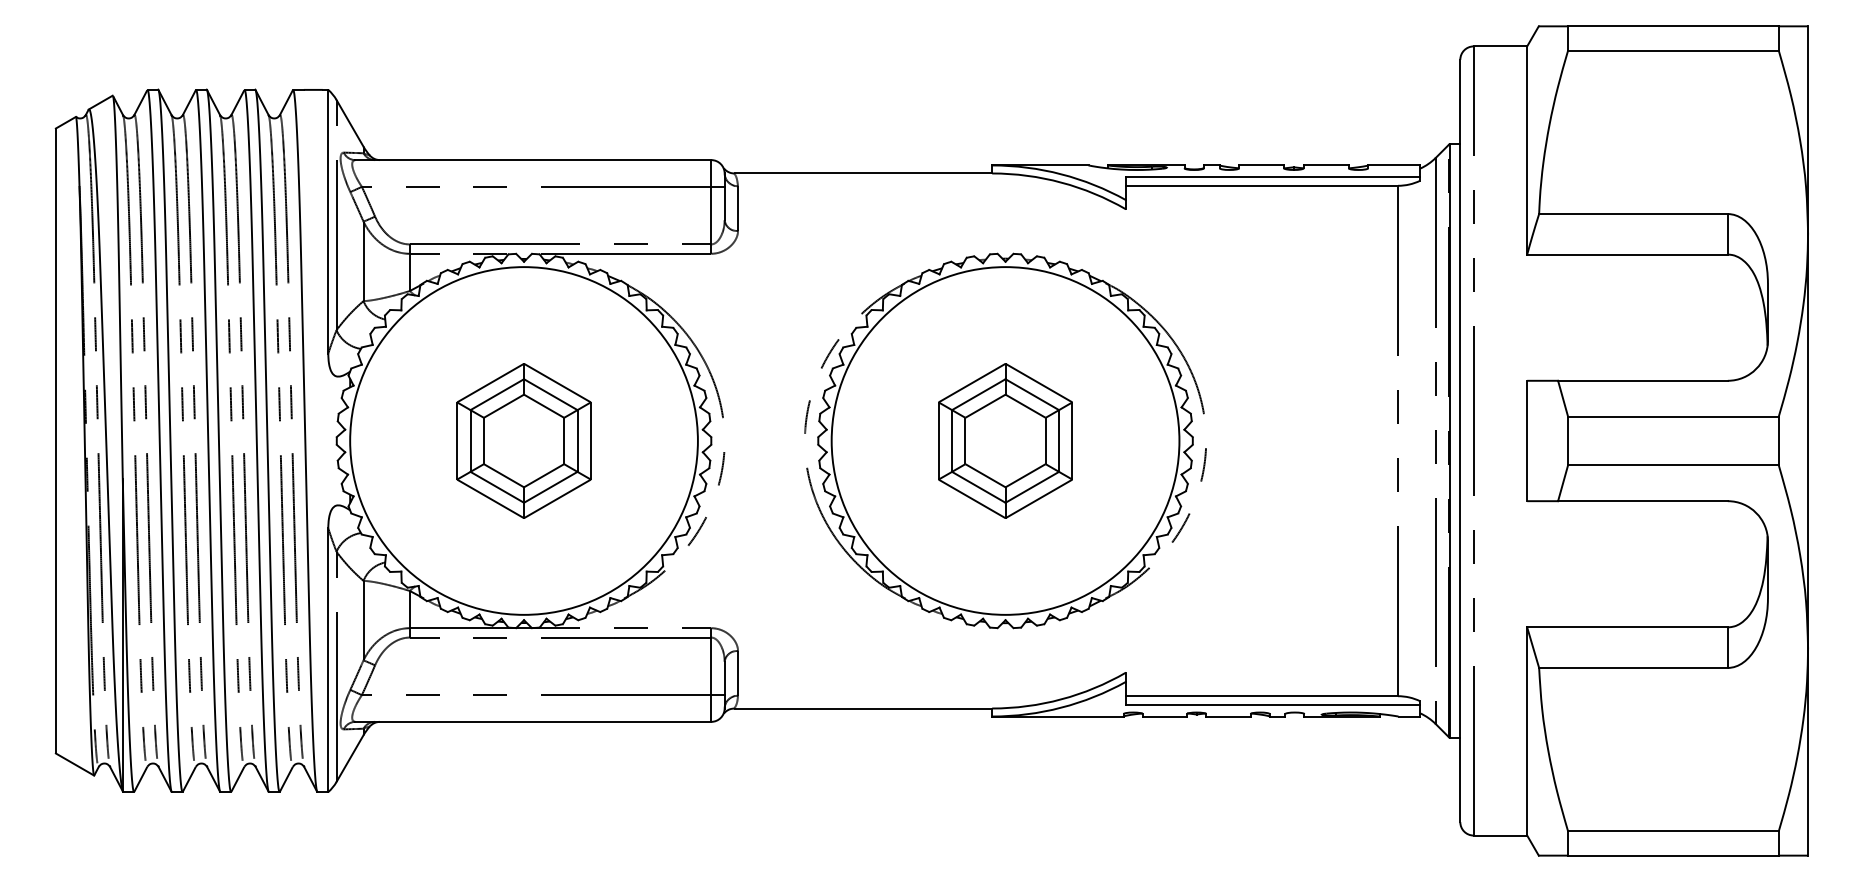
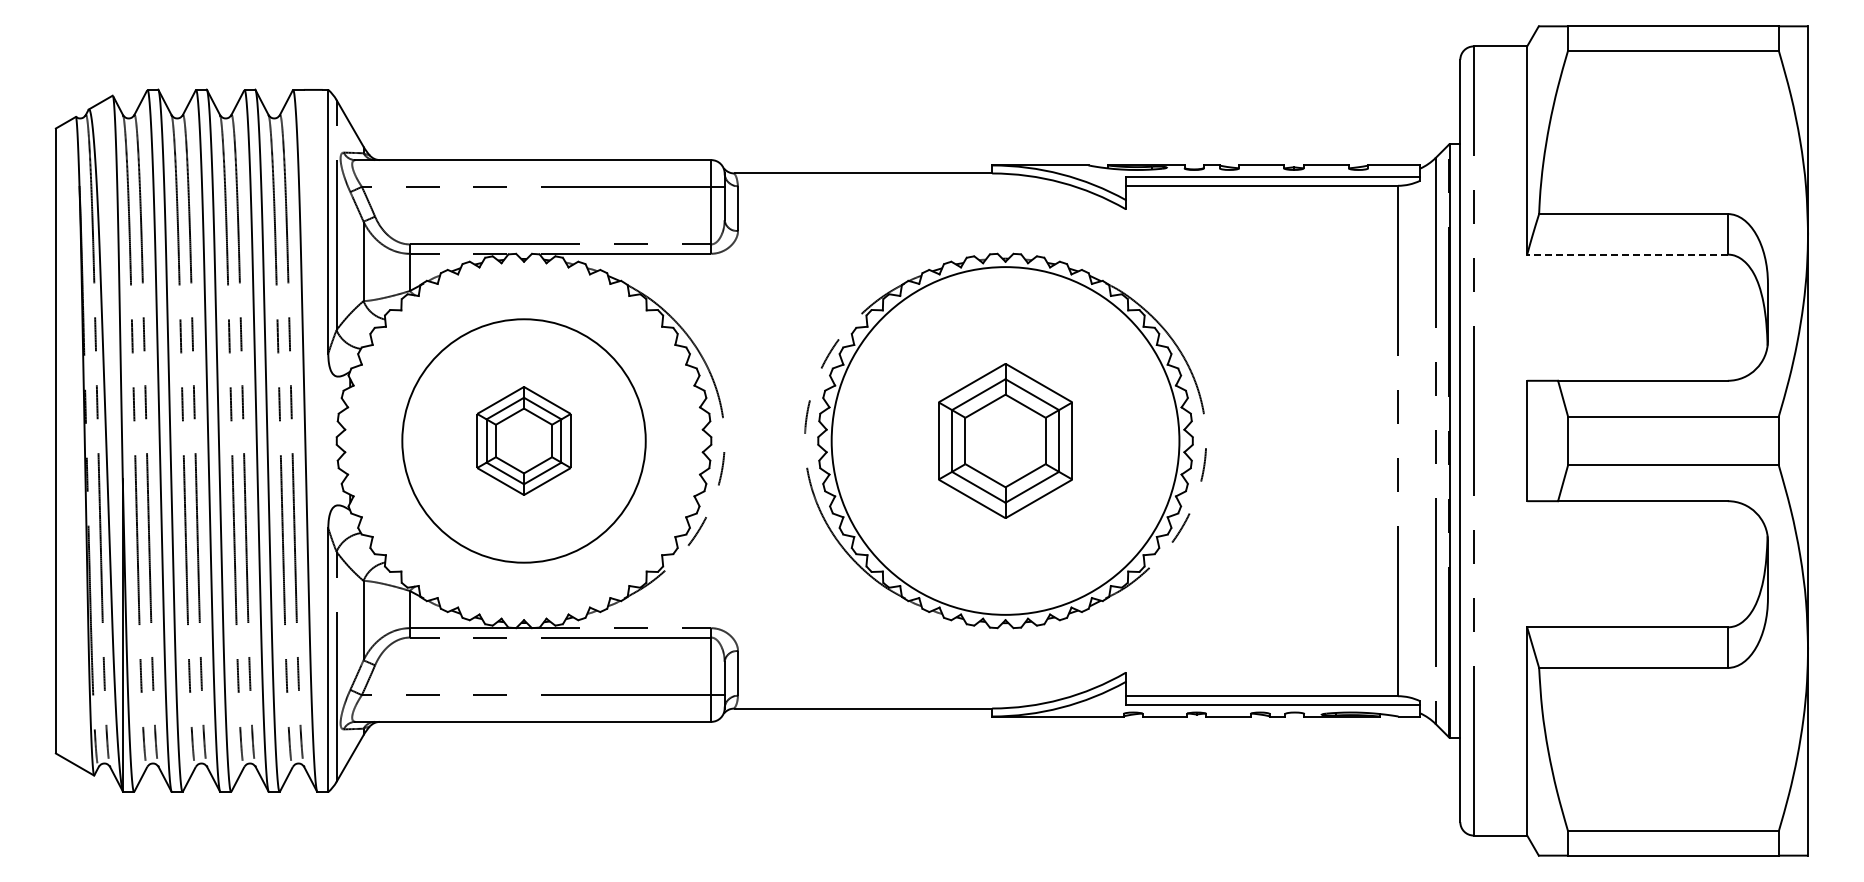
line: solid -> dashed (1627, 254)
circle diameter: 348 px -> 243 px (523, 440)
part size: 136x156 px -> 96x110 px (523, 440)
